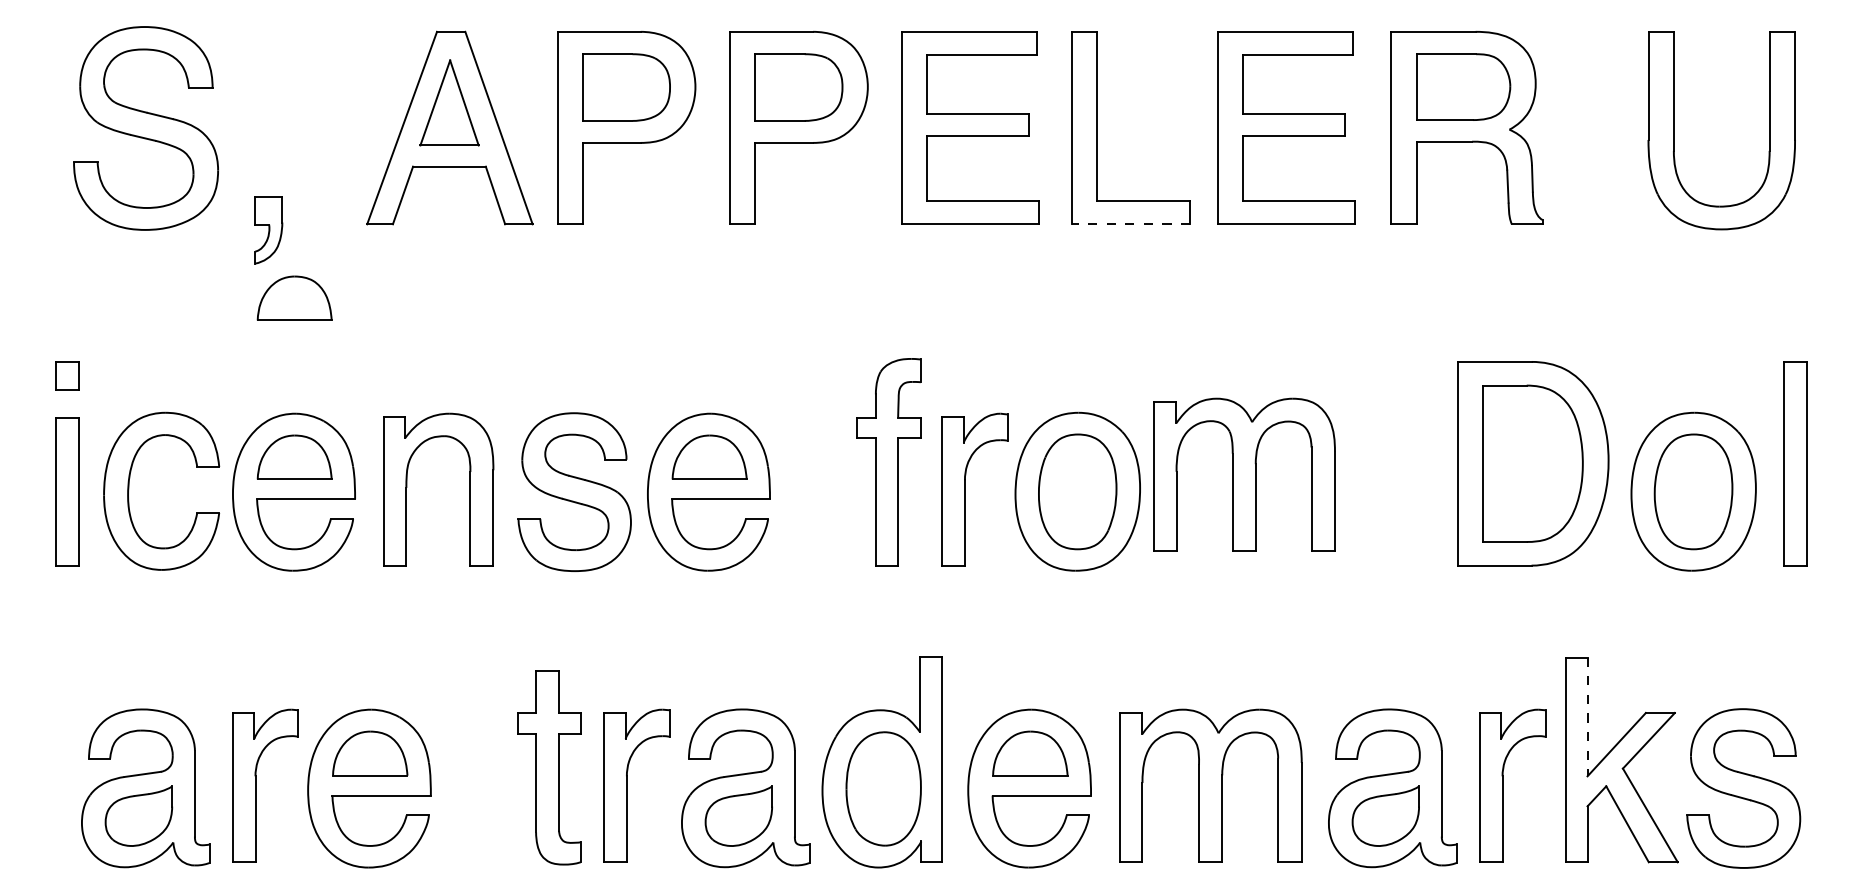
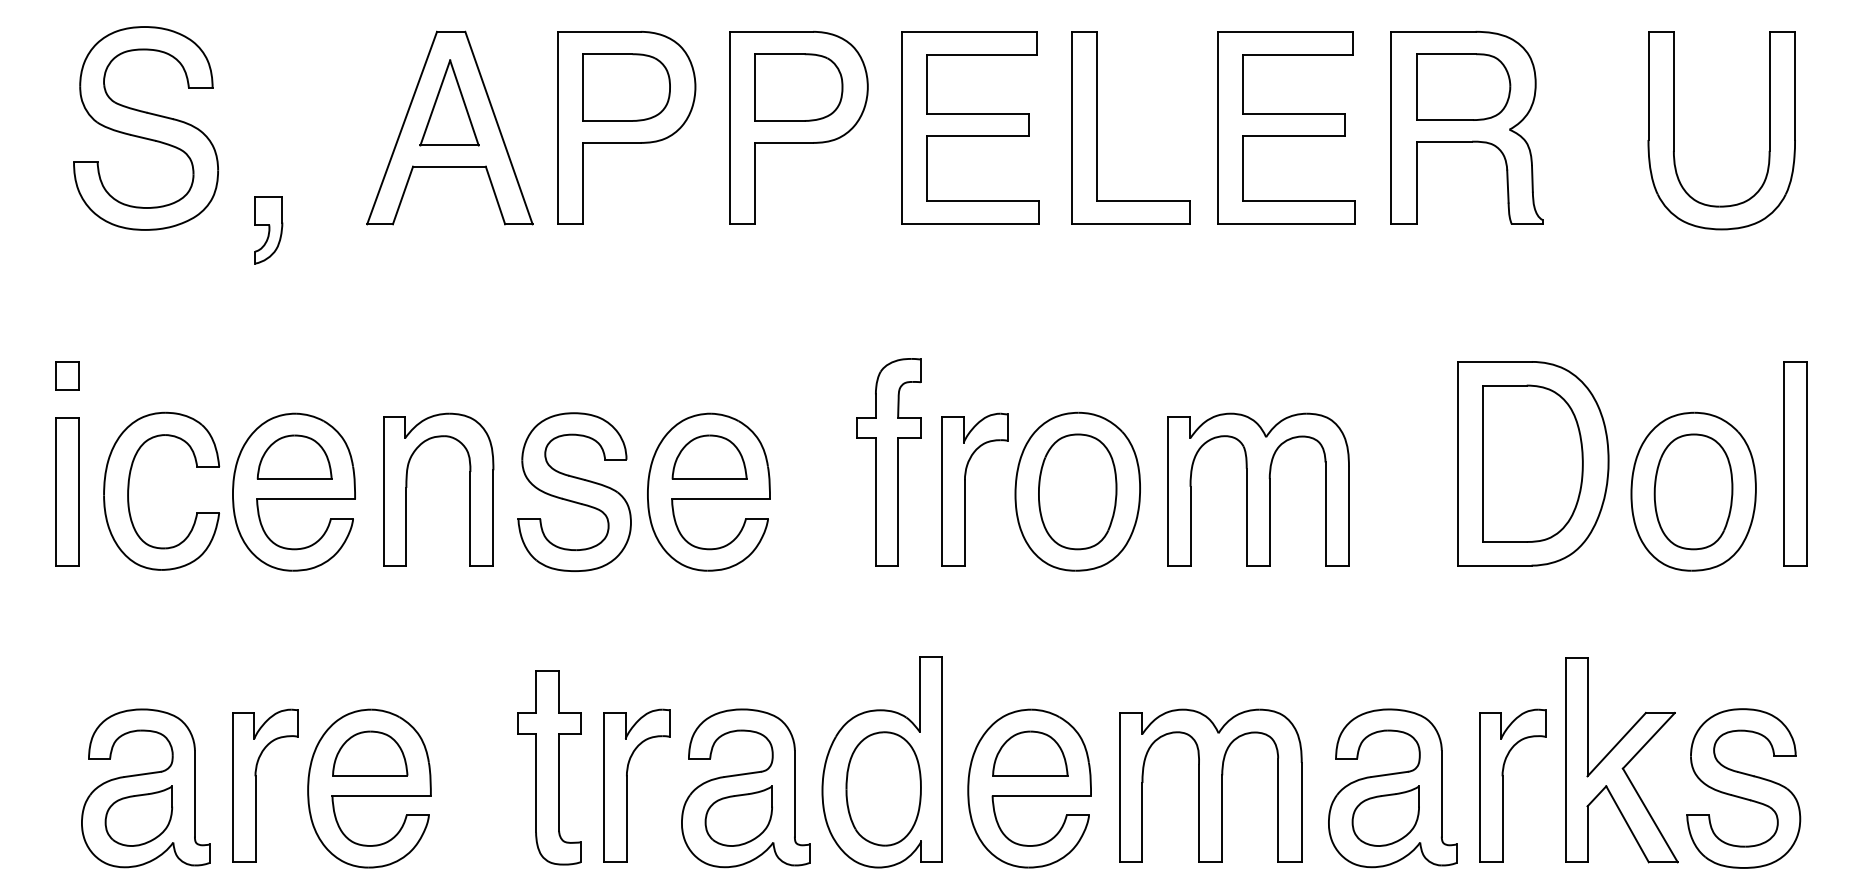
line: dashed -> solid (1130, 224)
part: present -> none (294, 297)
part position: (1244, 474) -> (1258, 489) (1258, 489)
line: dashed -> solid (1587, 717)
